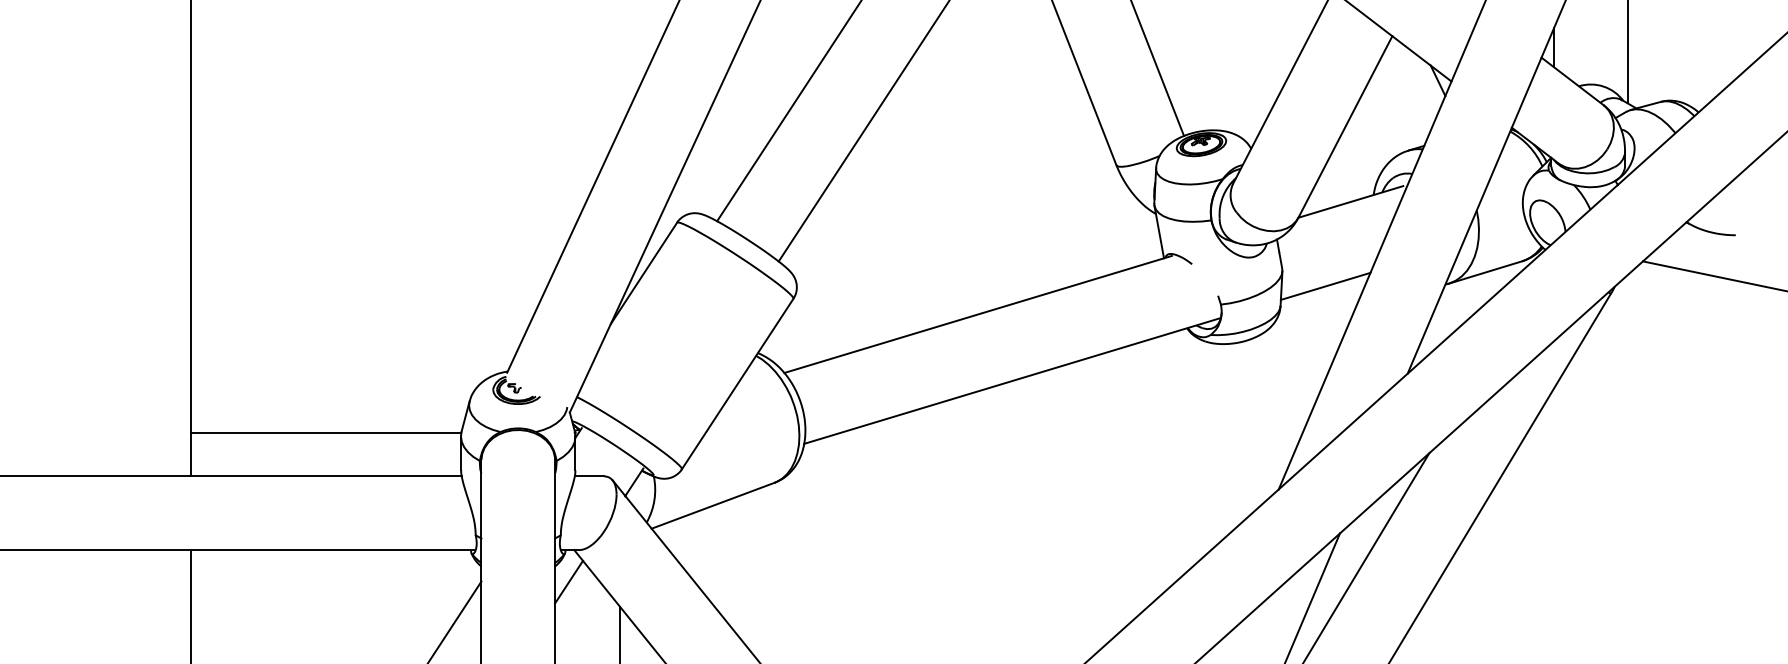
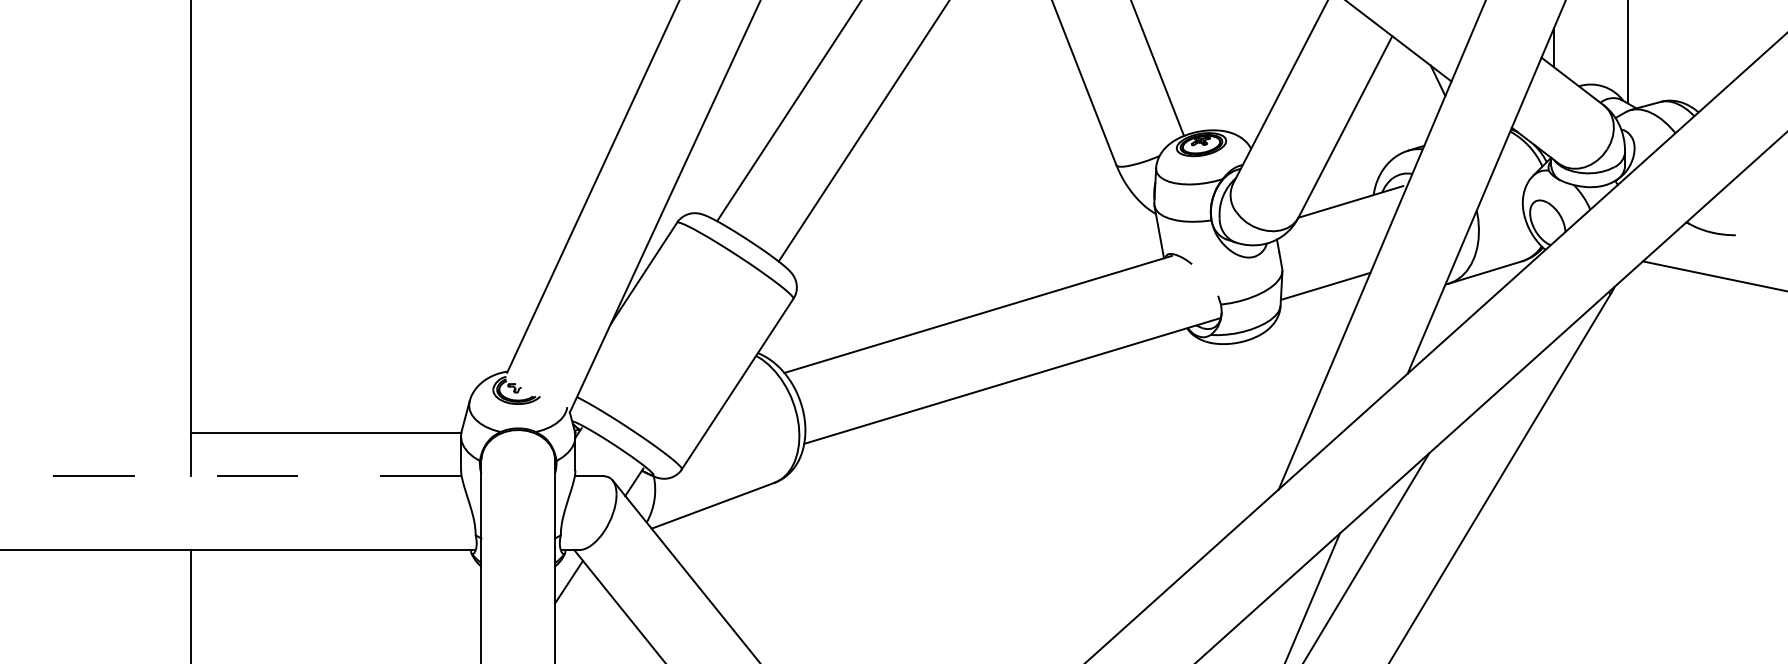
line: solid -> dashed (230, 476)
line: present -> none (455, 620)
line: present -> none (620, 633)
